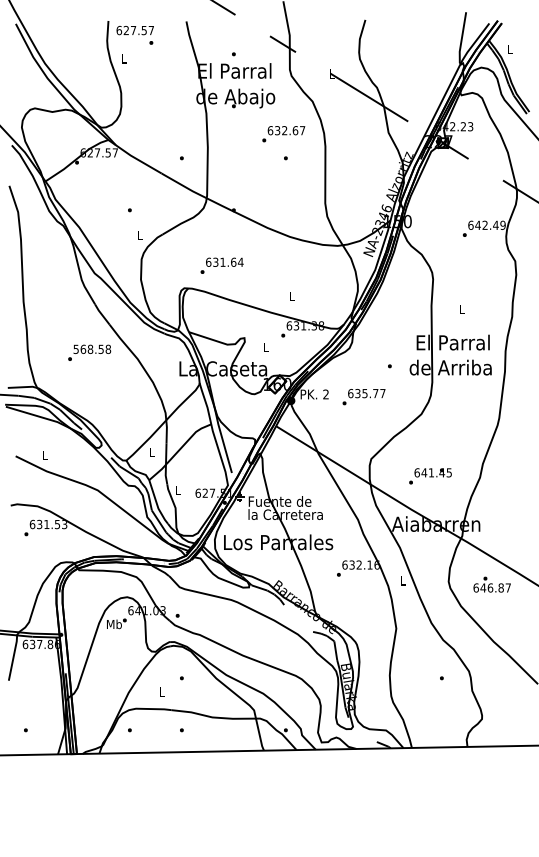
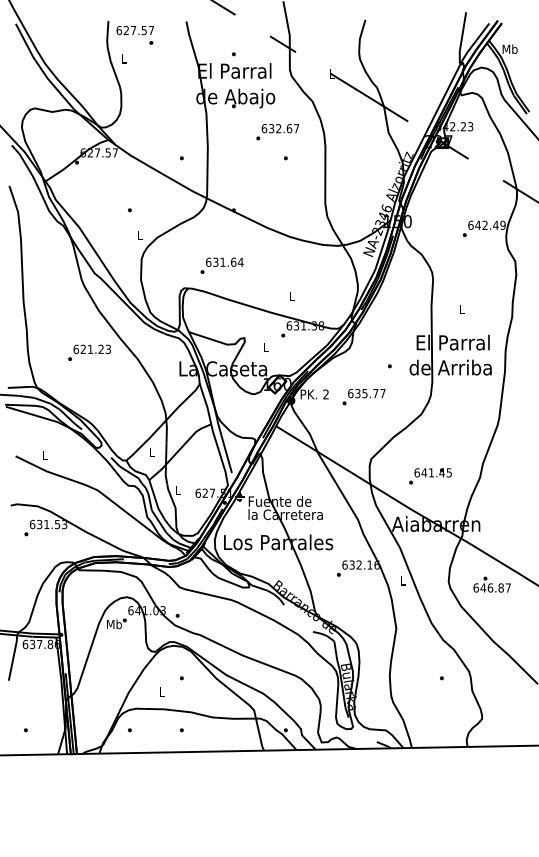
text: L -> Mb (509, 48)
text position: (283, 134) -> (277, 132) (277, 132)
text: 568.58 -> 621.23 (92, 349)
